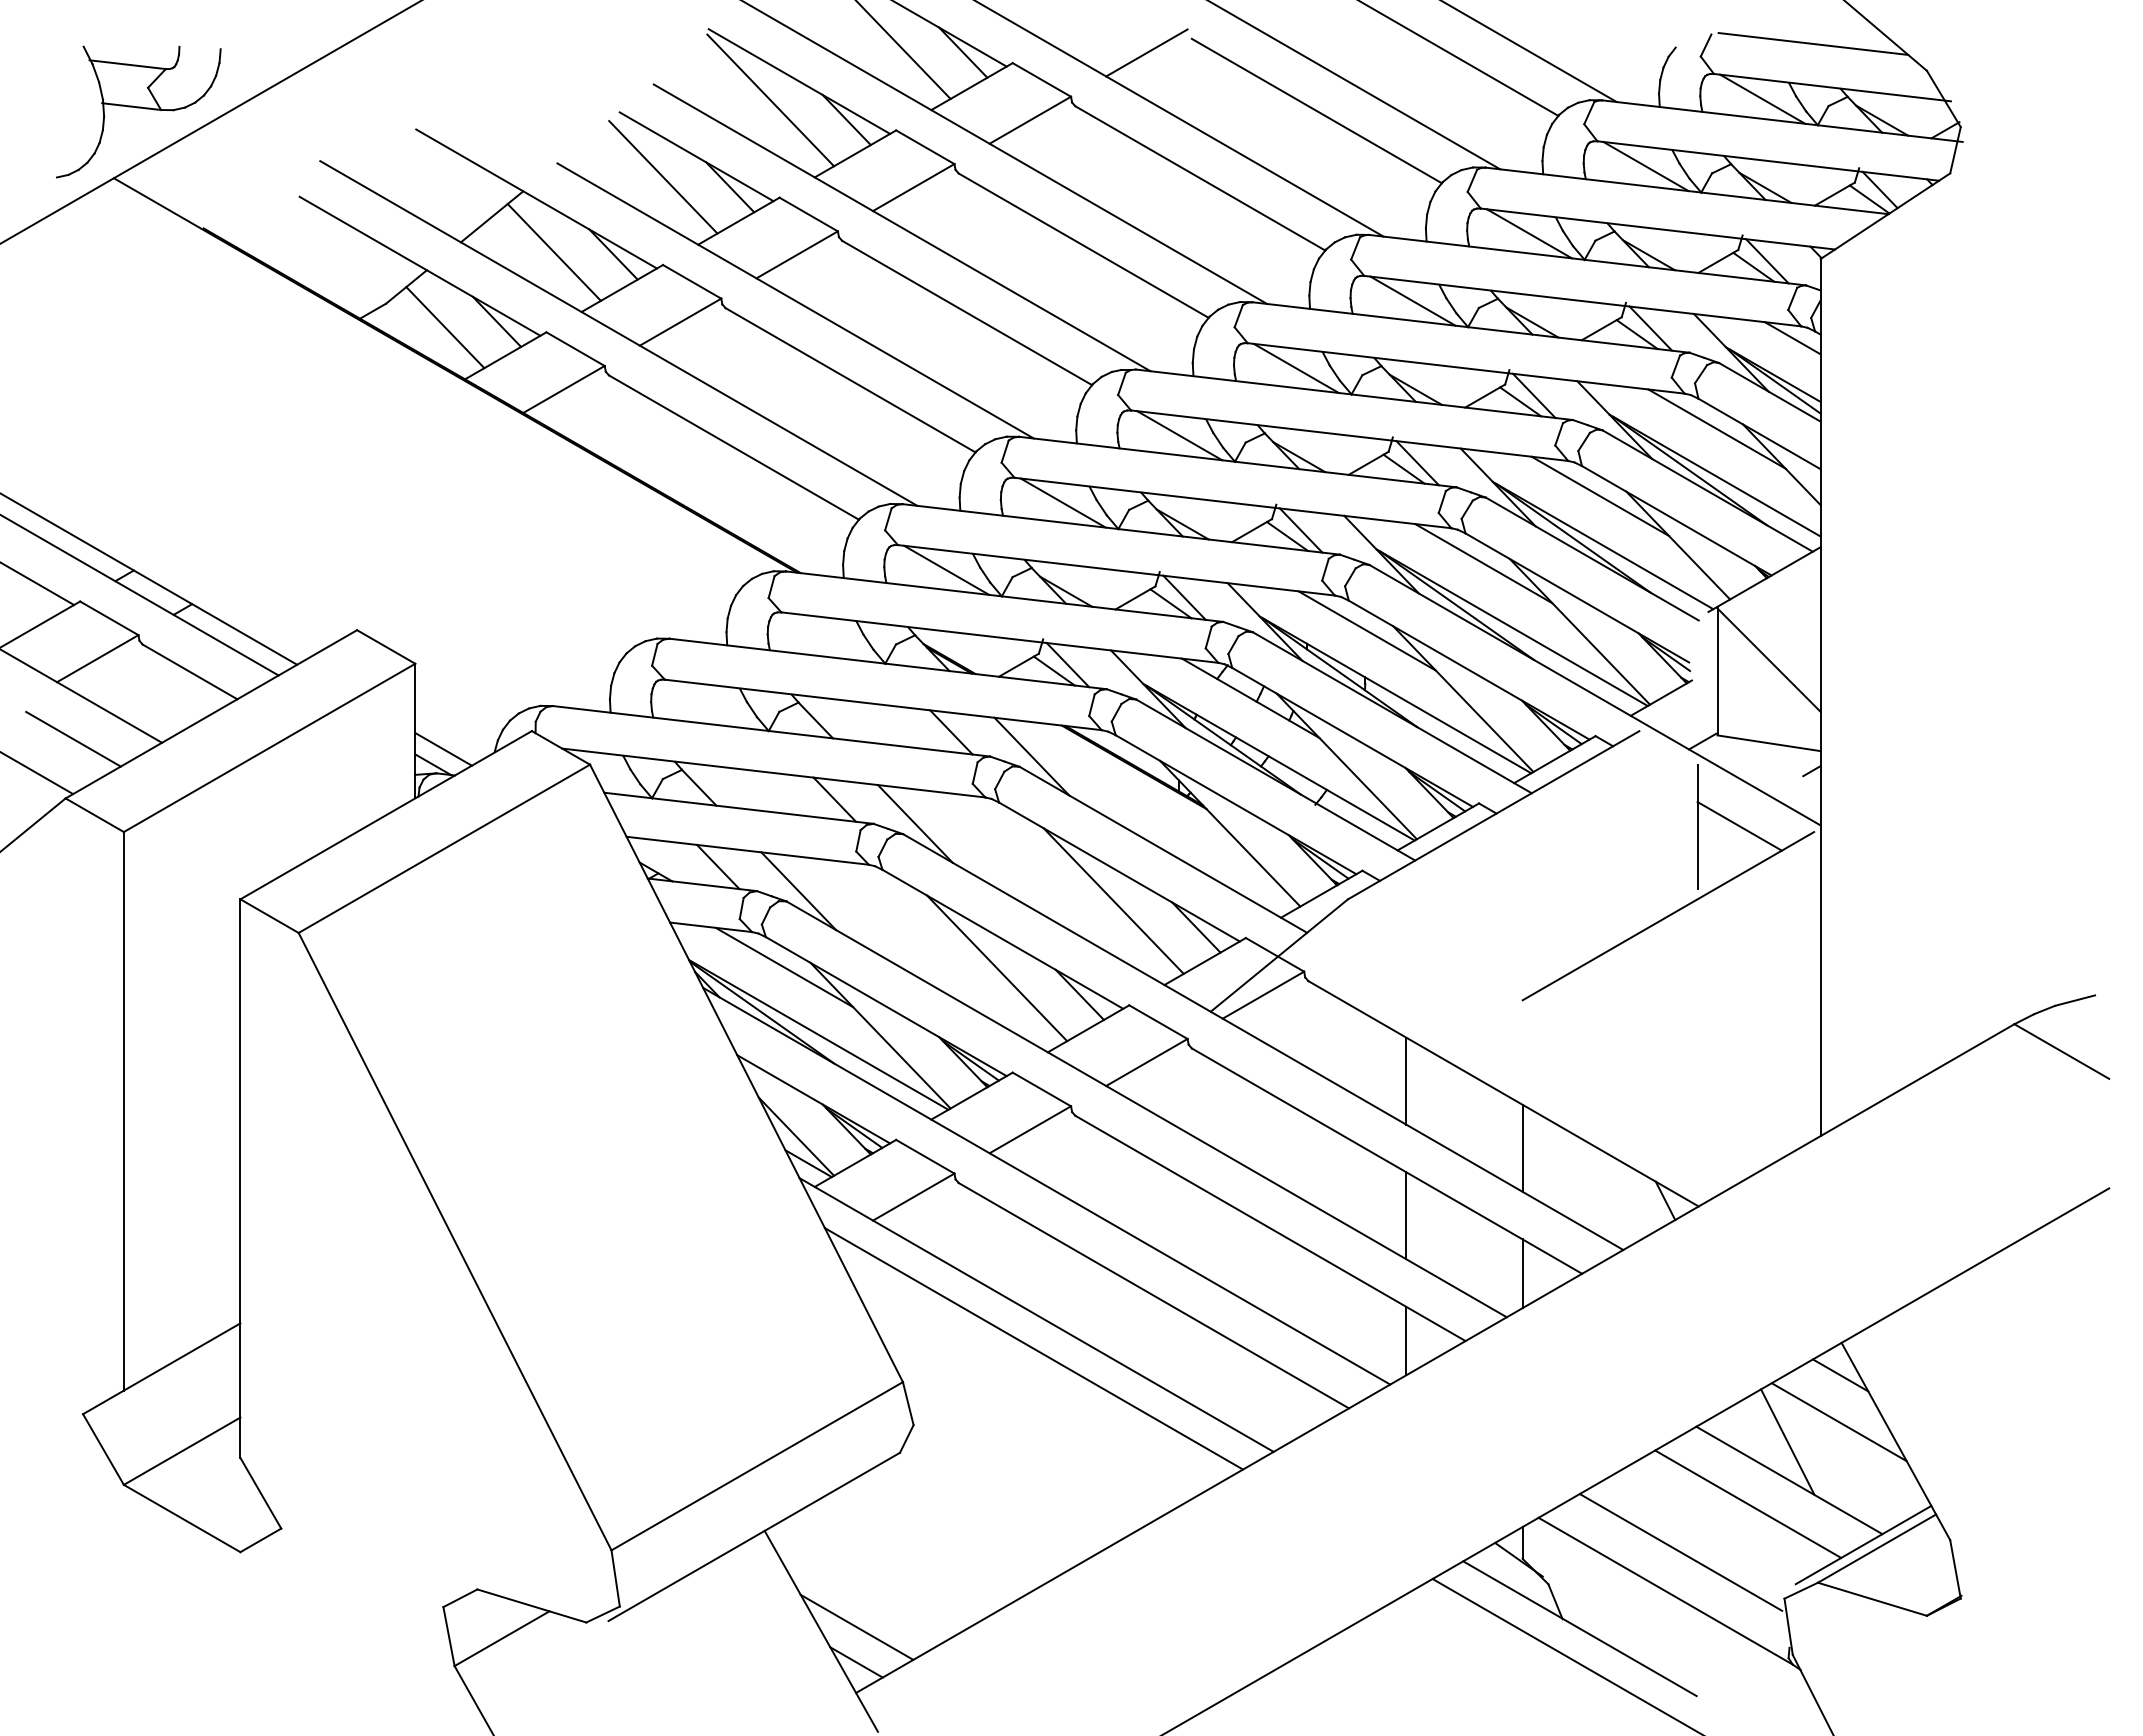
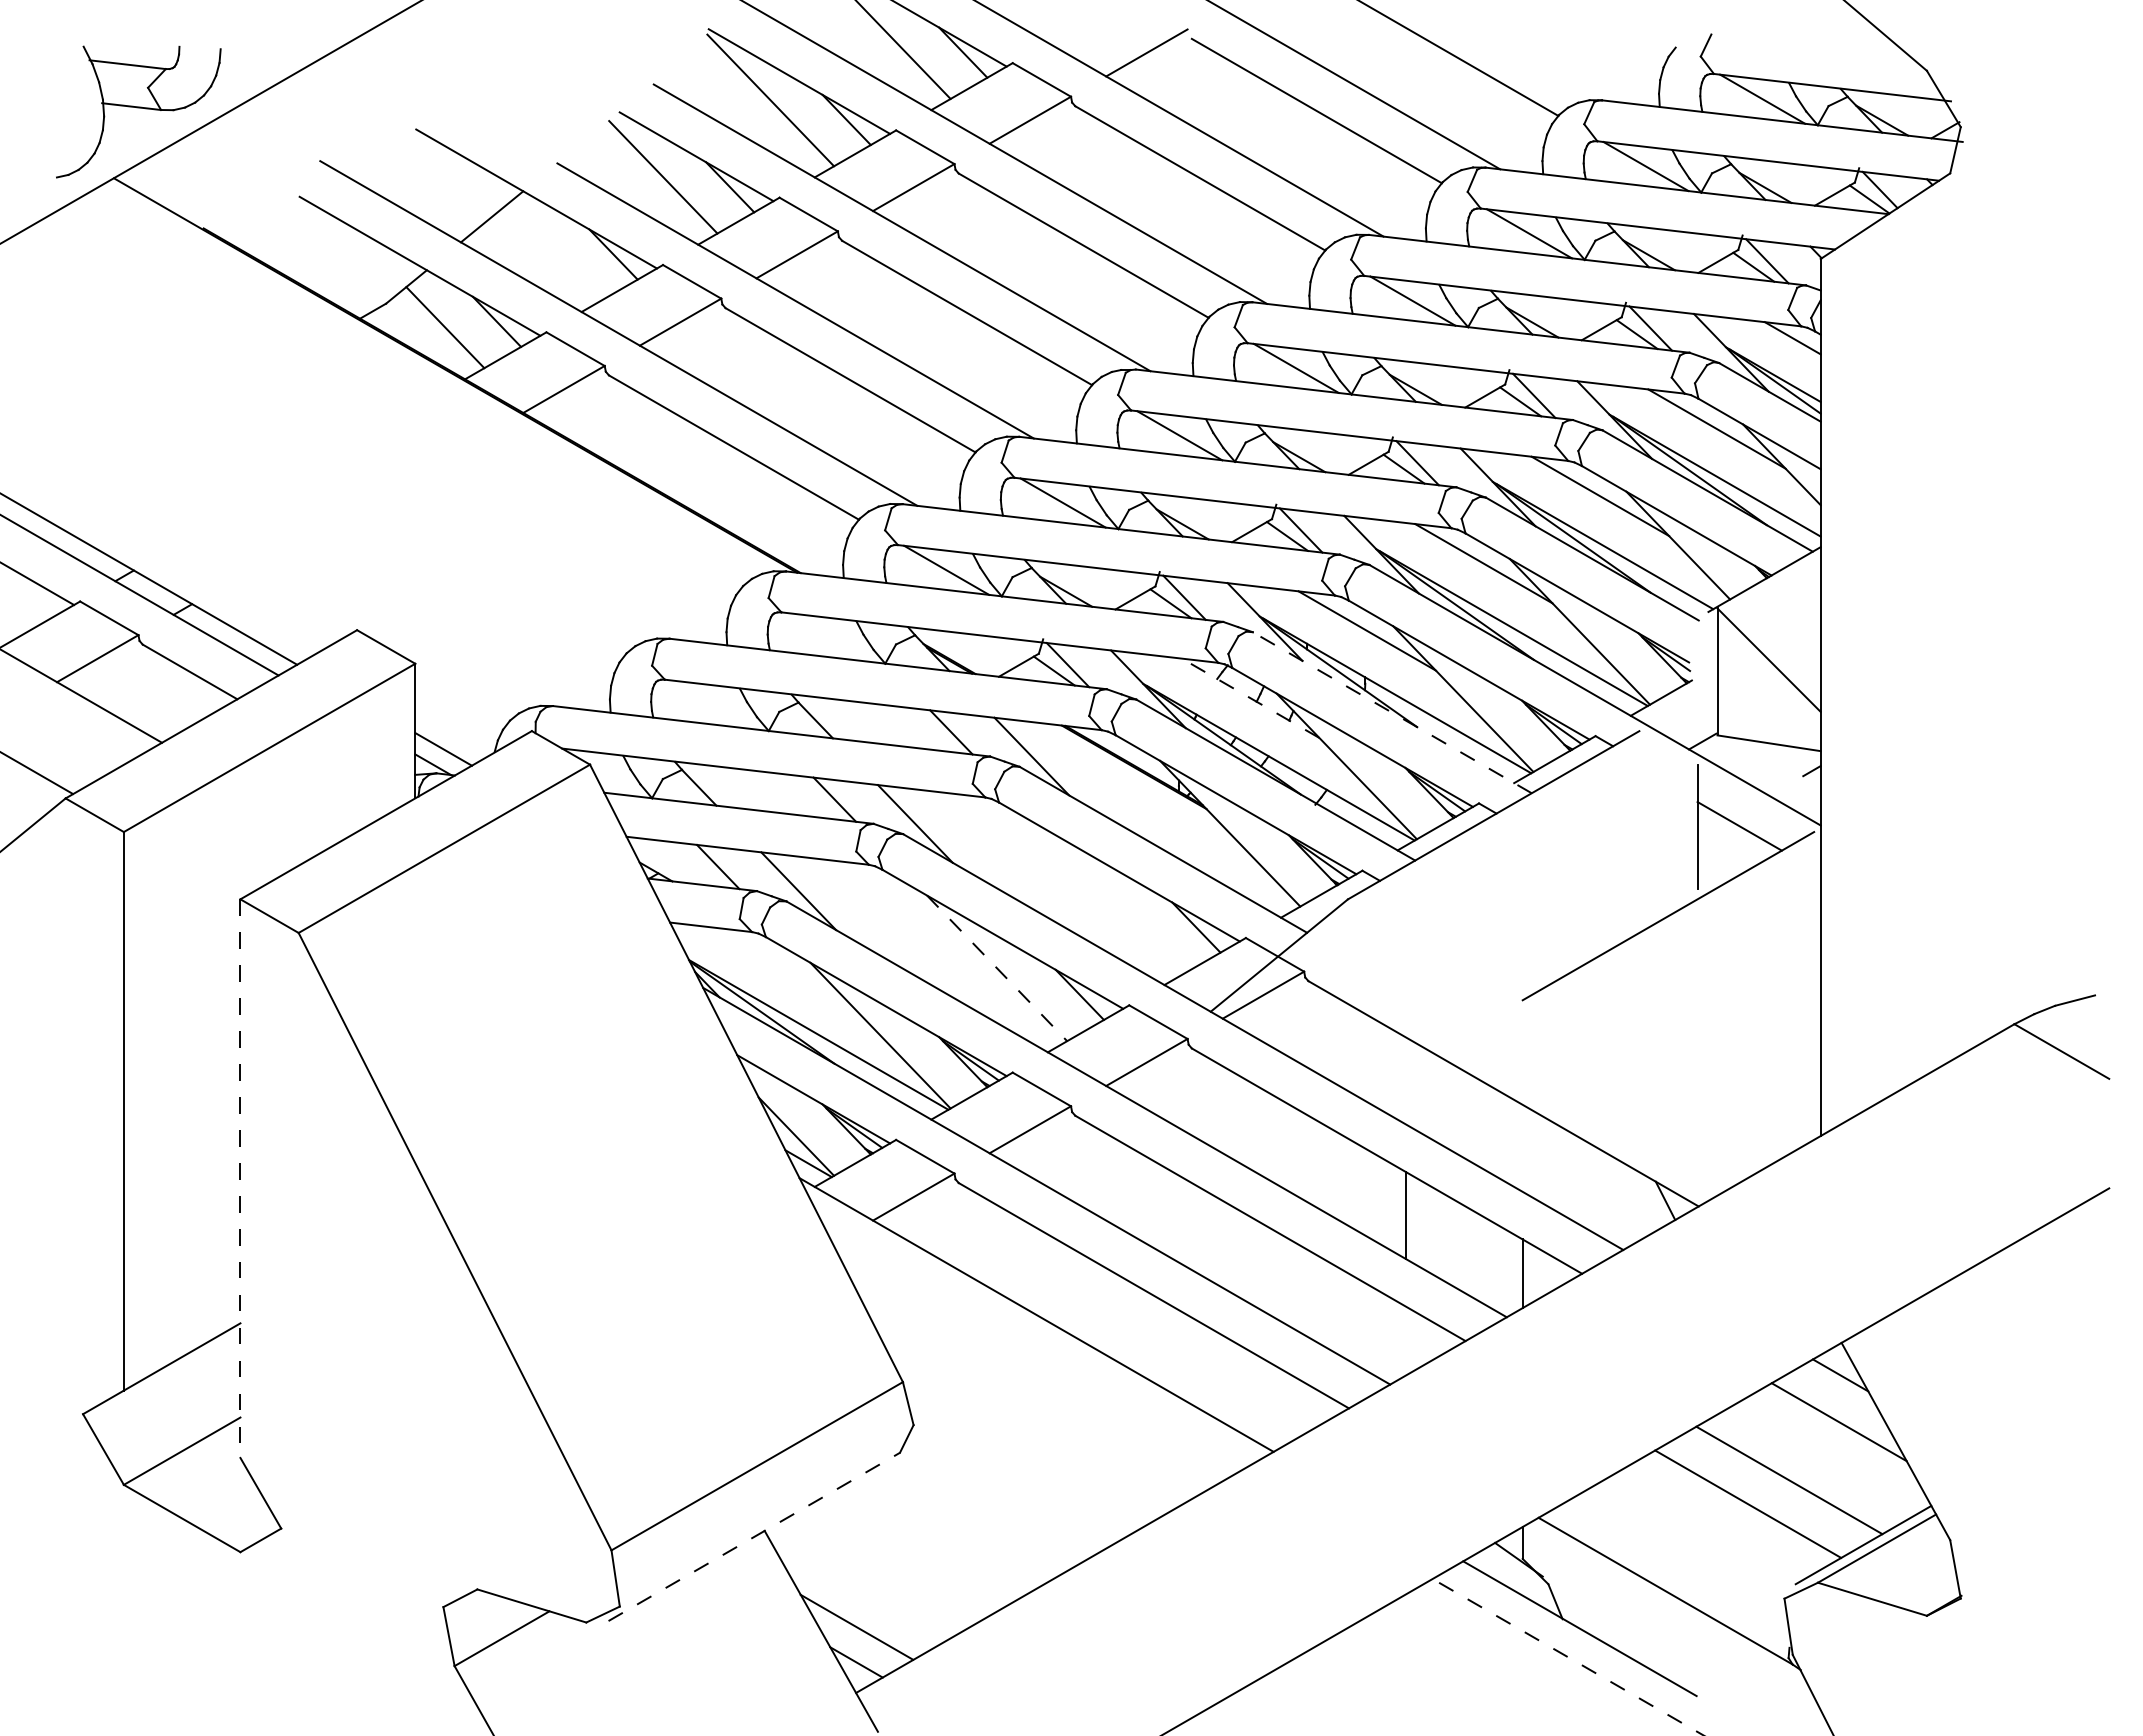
line: present -> none (1813, 43)
line: present -> none (1530, 52)
line: present -> none (553, 252)
line: solid -> dashed (1250, 698)
line: solid -> dashed (1391, 712)
line: present -> none (73, 738)
line: present -> none (1113, 900)
line: present -> none (784, 967)
line: solid -> dashed (997, 968)
line: present -> none (1406, 1080)
line: present -> none (1522, 1147)
line: solid -> dashed (240, 1179)
line: present -> none (1406, 1340)
line: present -> none (1033, 1348)
line: present -> none (1787, 1441)
line: solid -> dashed (754, 1536)
line: present -> none (1680, 1552)
line: solid -> dashed (1568, 1657)
